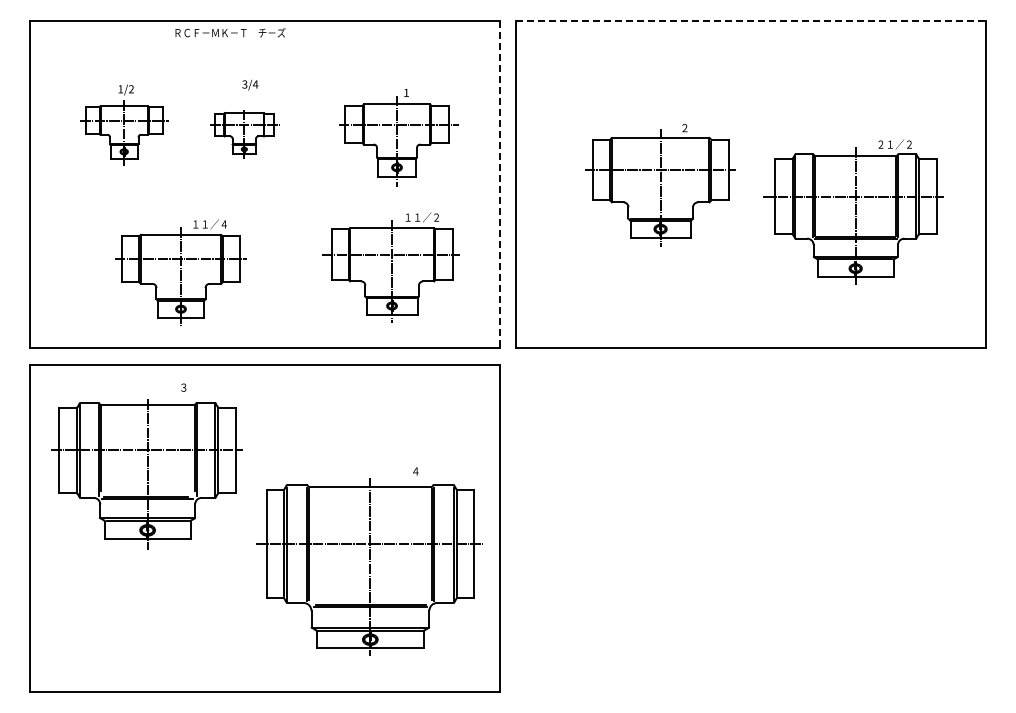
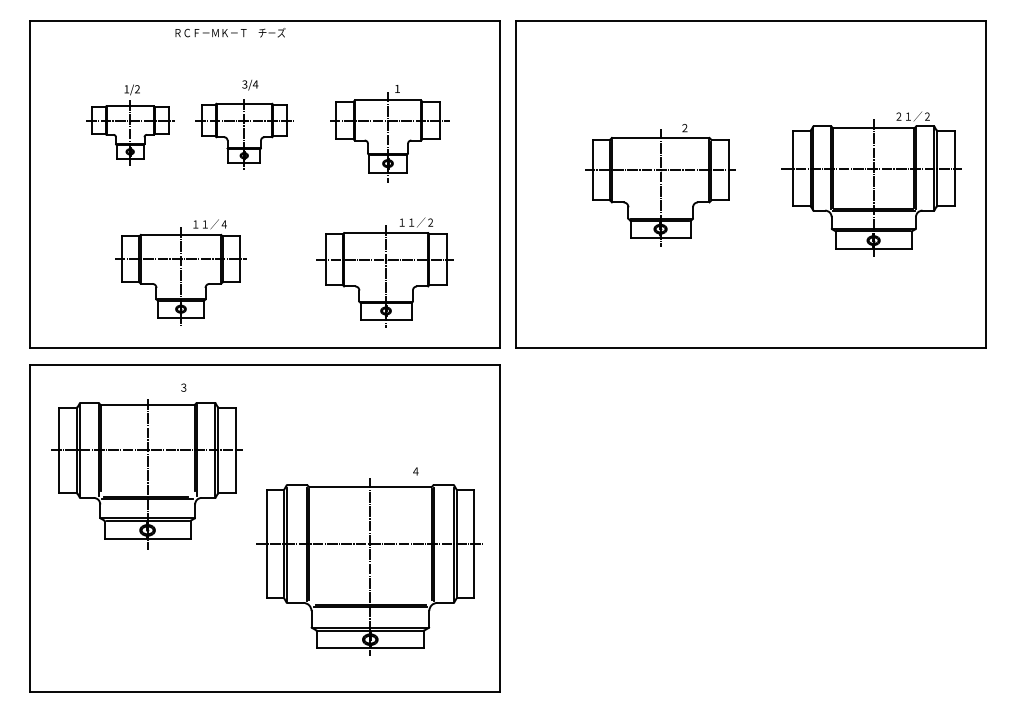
line: dashed -> solid (750, 21)
part position: (124, 124) -> (130, 124) (130, 124)
part size: 70x49 px -> 99x71 px (244, 134)
part position: (398, 137) -> (389, 133) (389, 133)
line: dashed -> solid (499, 184)
part position: (853, 211) -> (871, 183) (871, 183)
part position: (390, 267) -> (384, 272) (384, 272)
